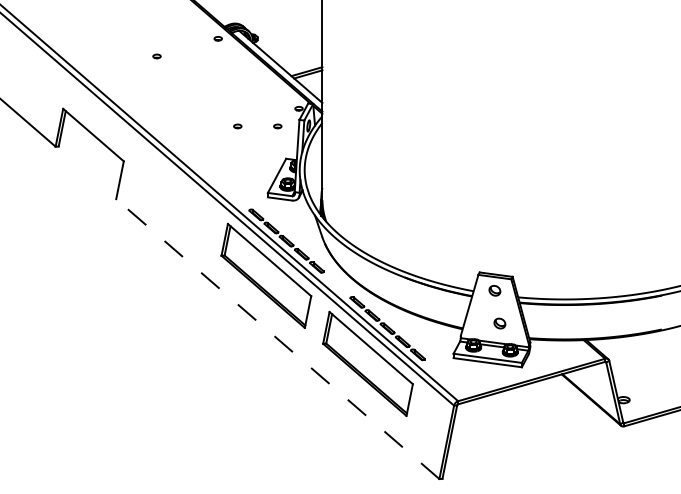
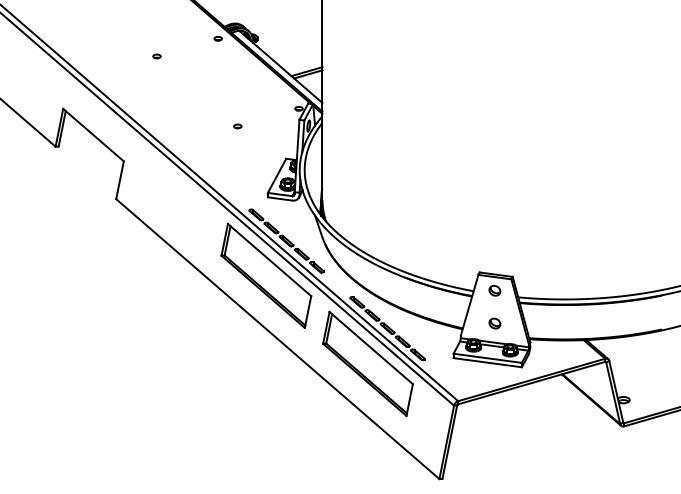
part: present -> none (277, 126)
part position: (499, 323) -> (494, 323) (494, 323)
line: dashed -> solid (277, 339)
